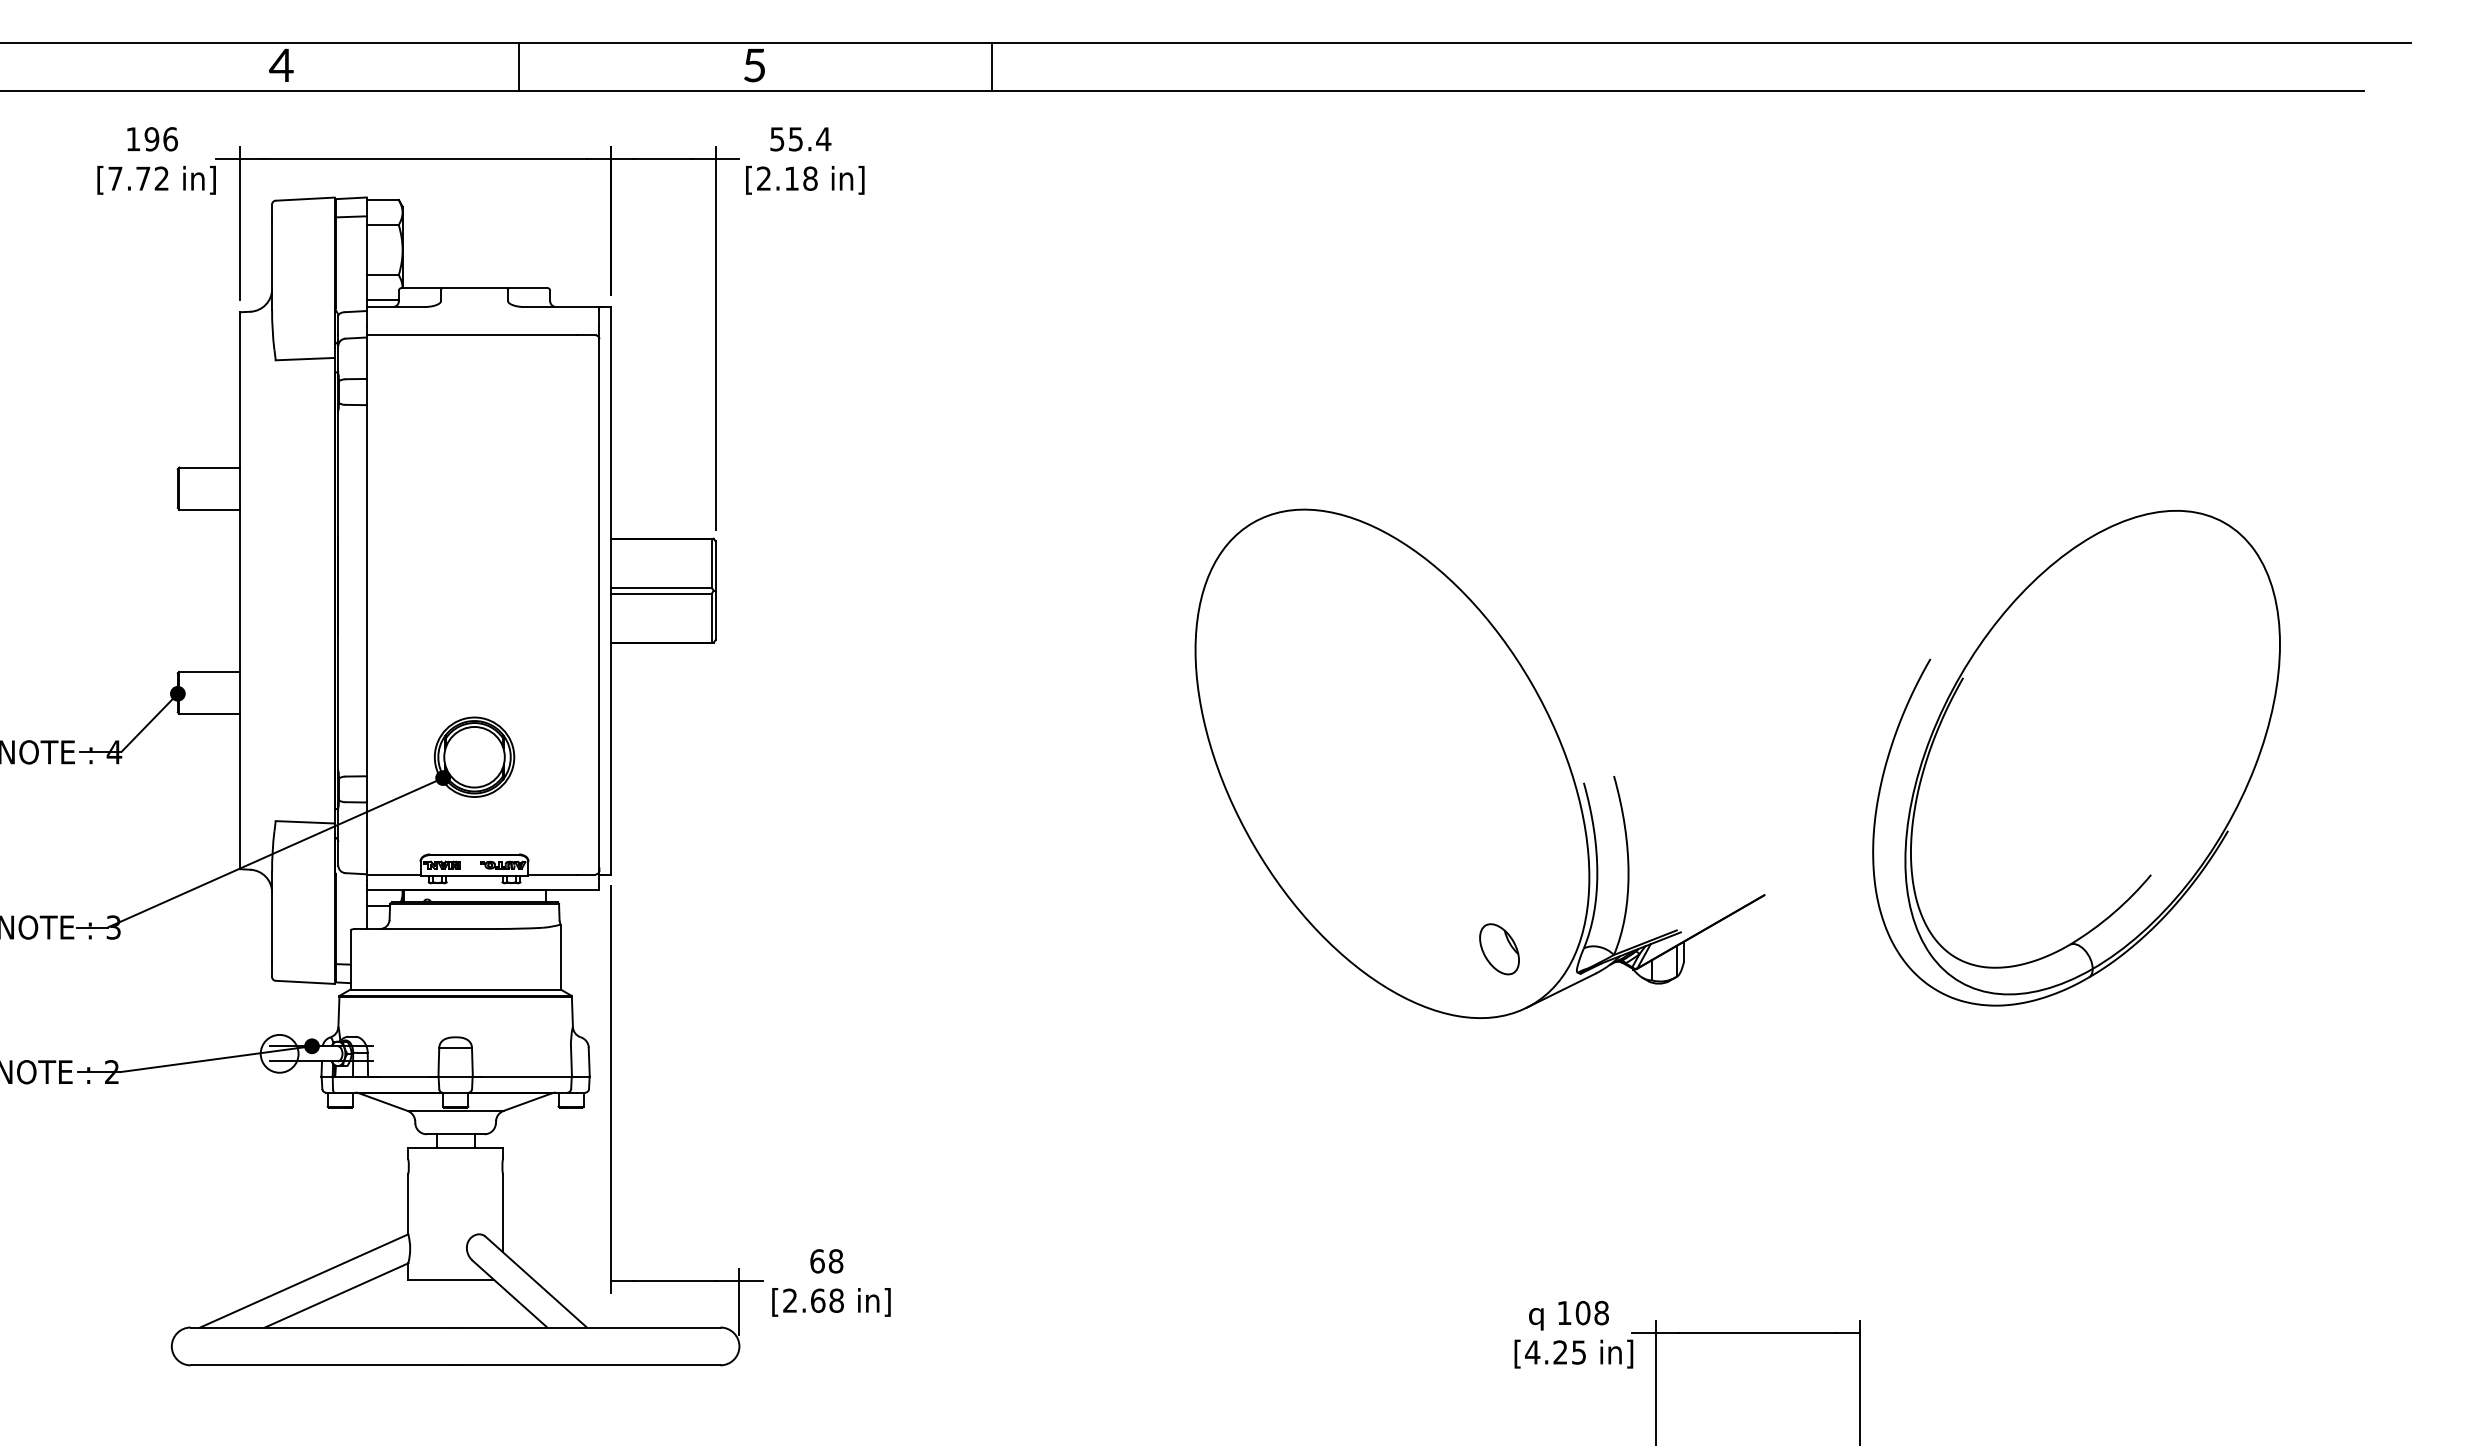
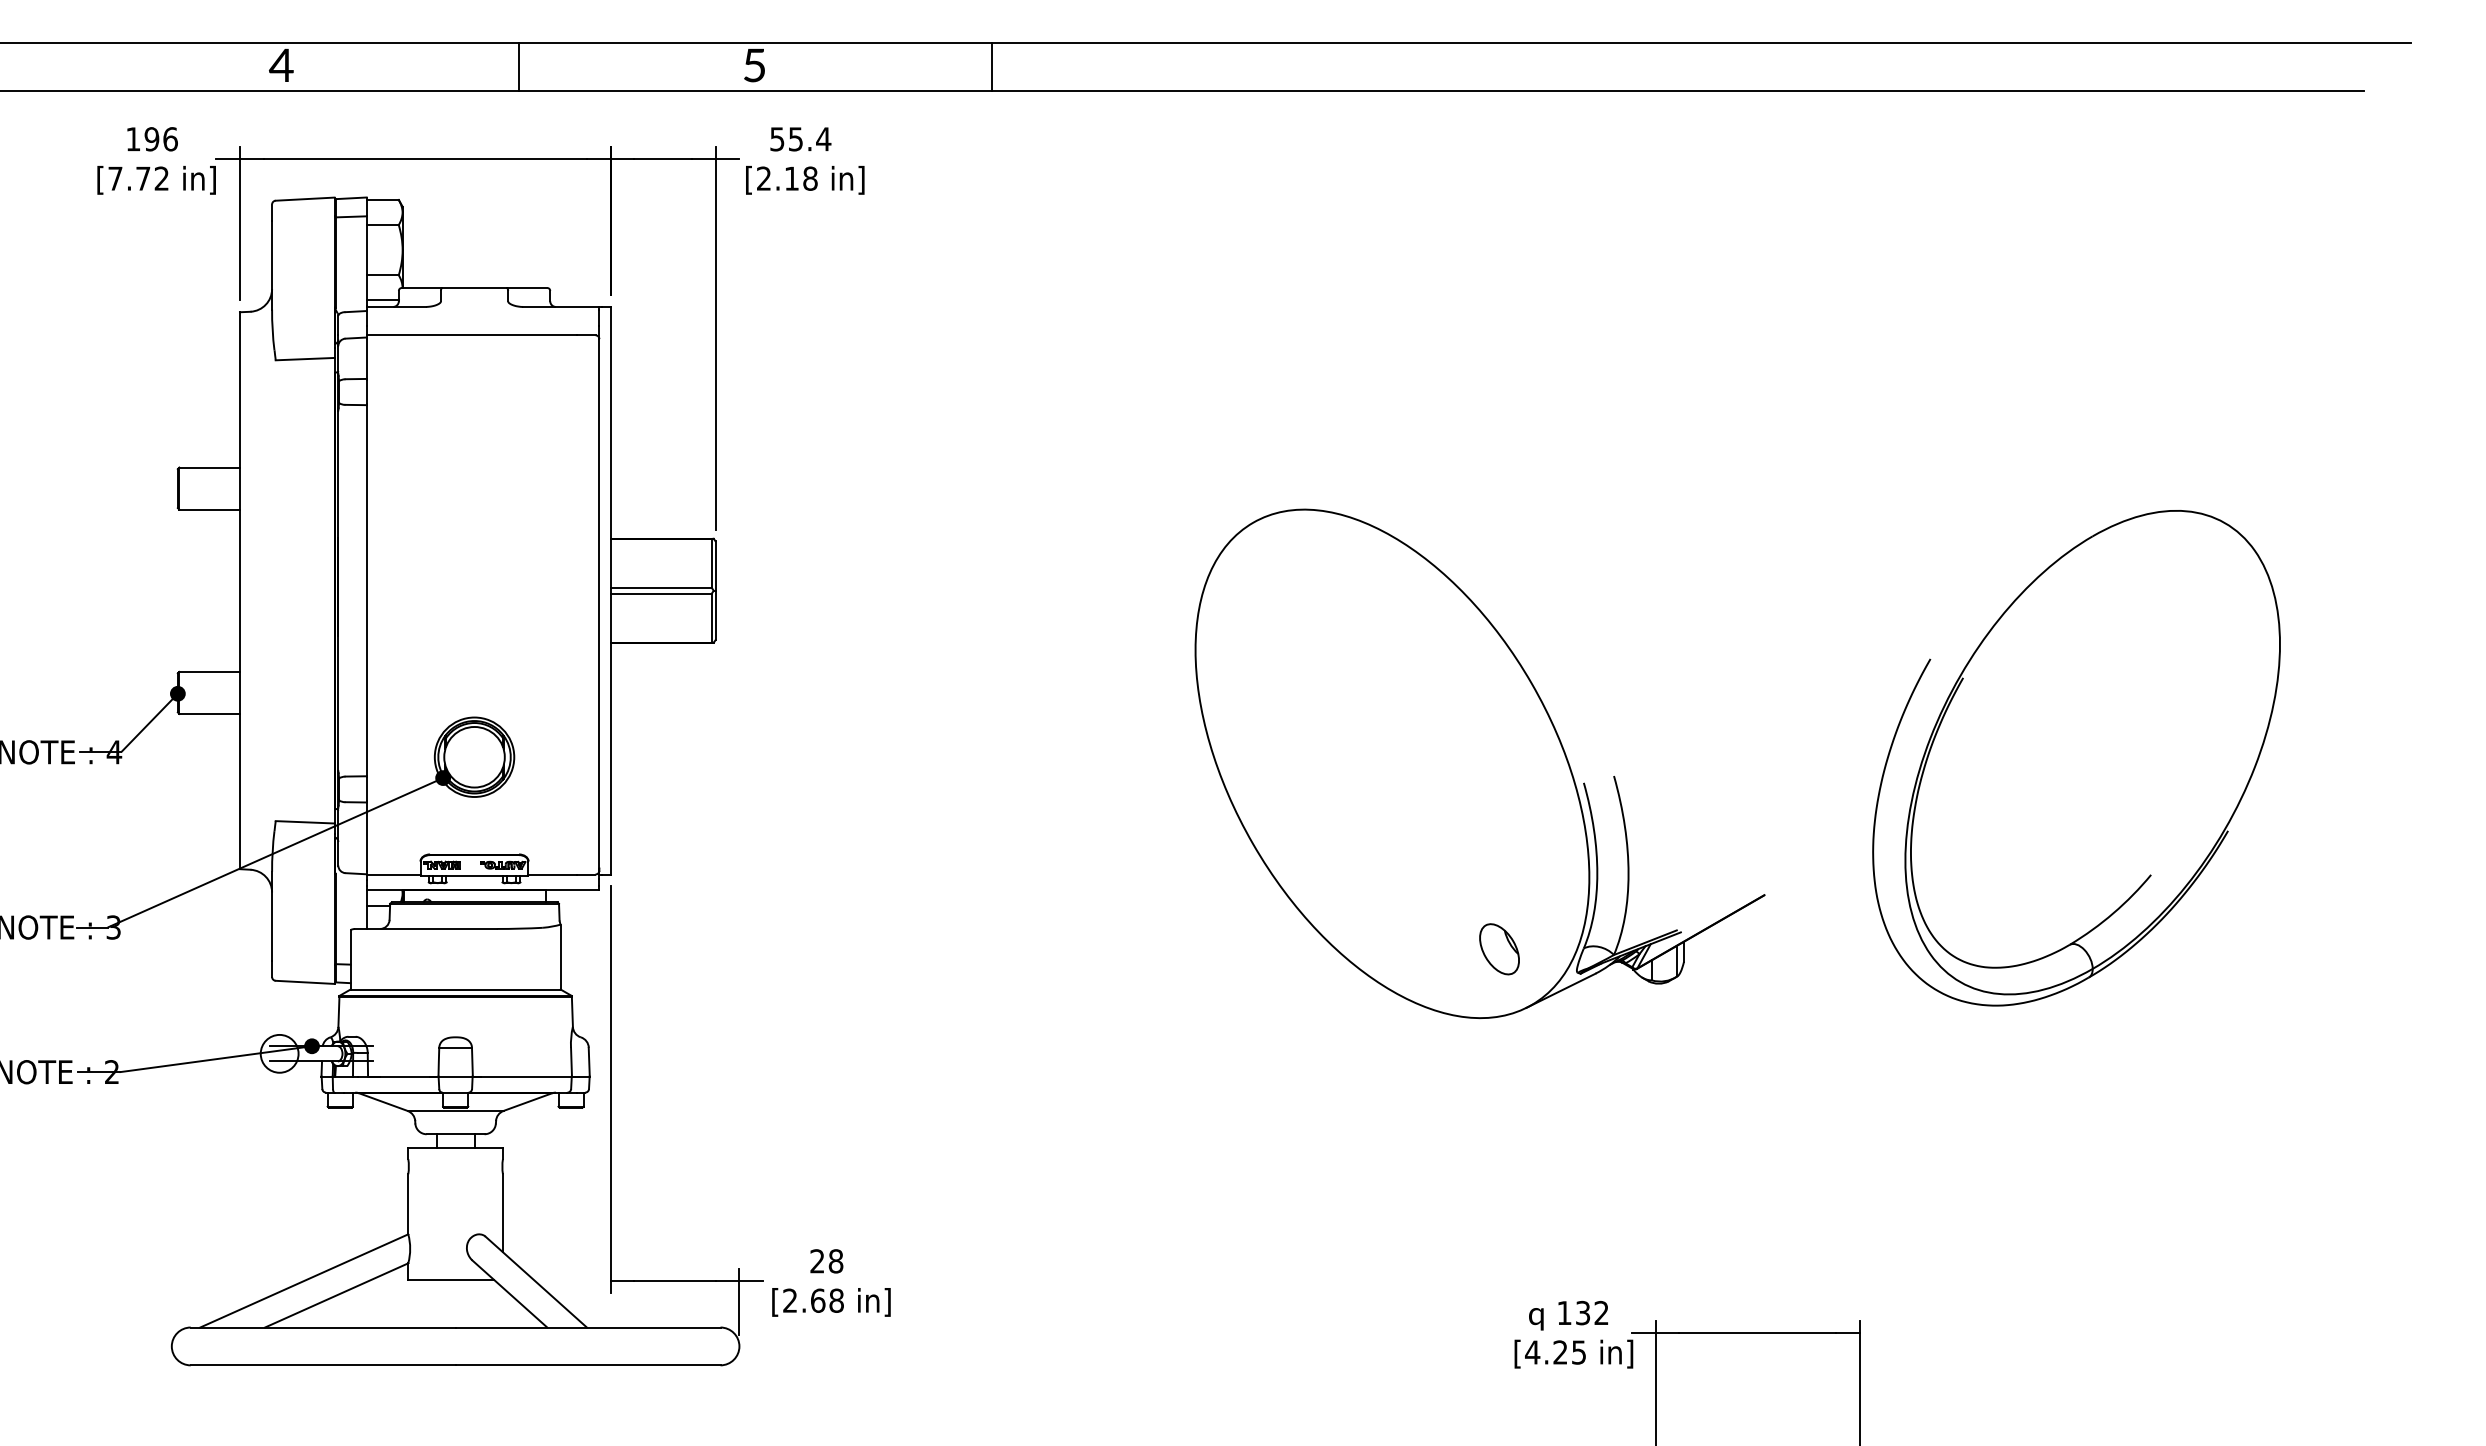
text: 68 -> 28 (817, 1261)
text: 108 -> 132 (1591, 1313)
